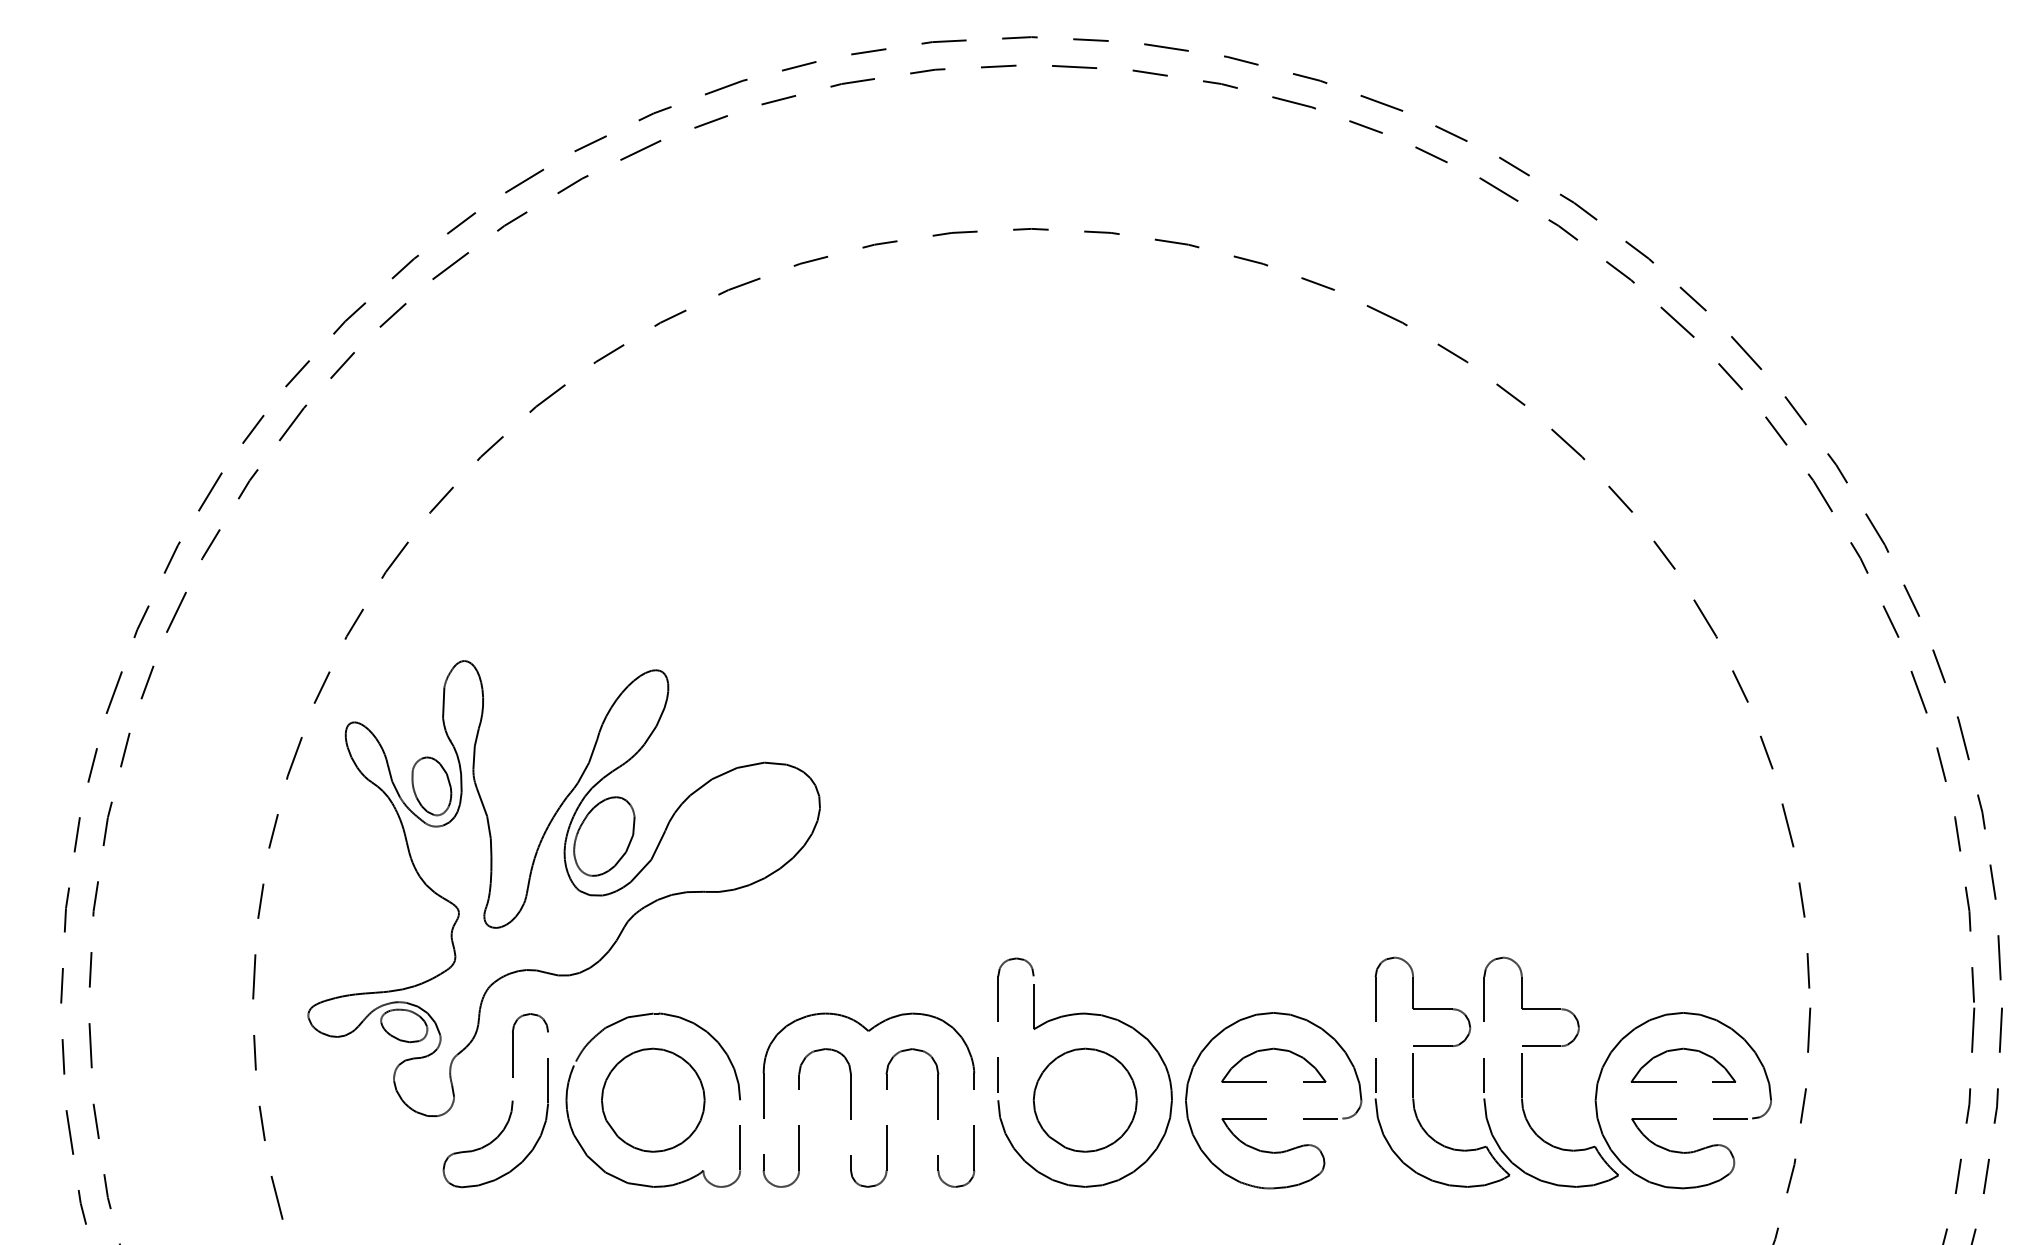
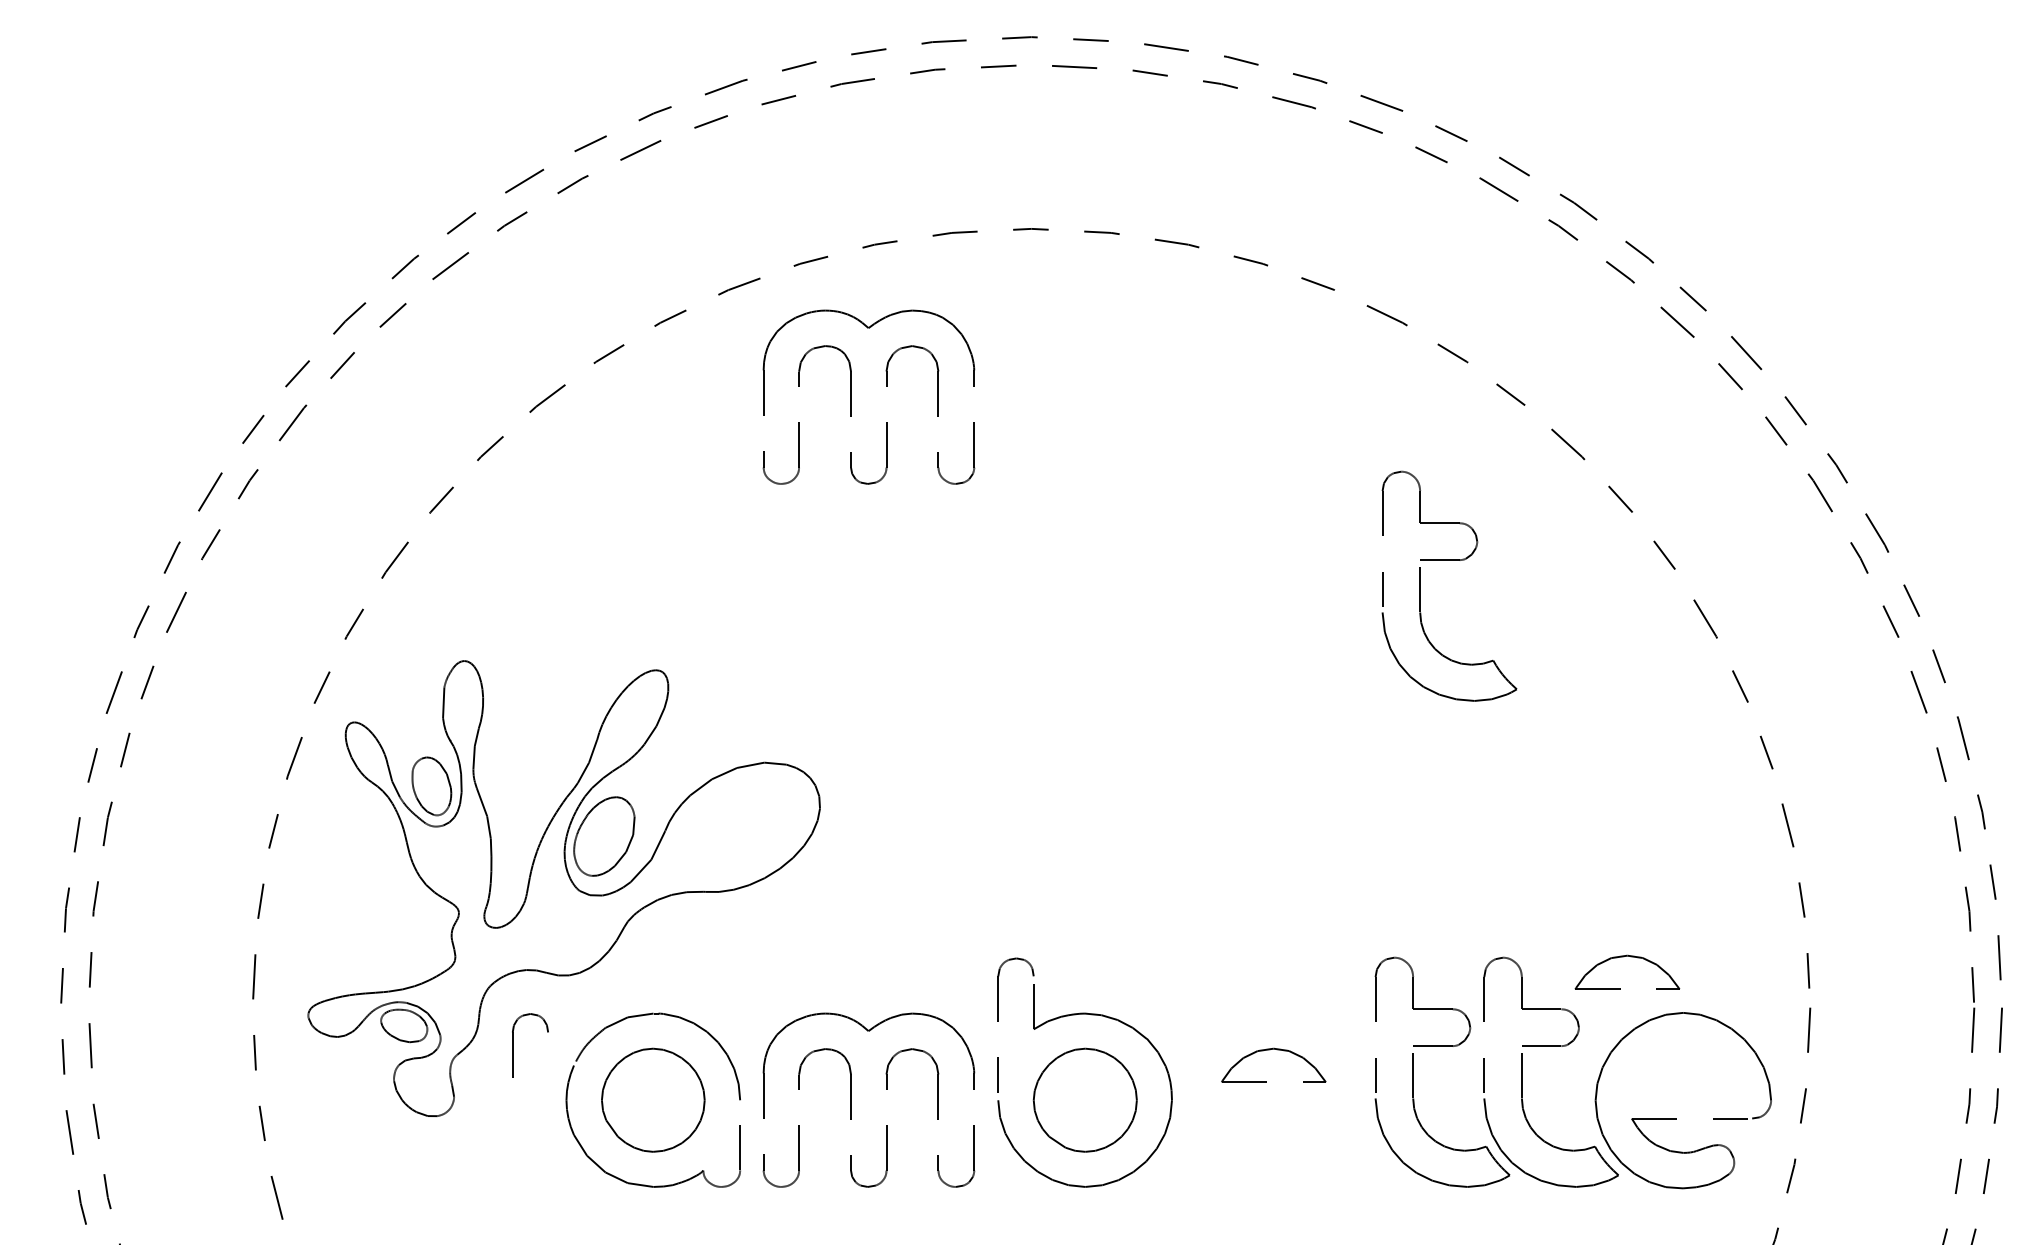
part: none -> present (851, 396)
part: none -> present (1449, 560)
part position: (1686, 1050) -> (1630, 957) (1630, 957)
part: present -> none (1266, 1118)
part: present -> none (502, 1129)
